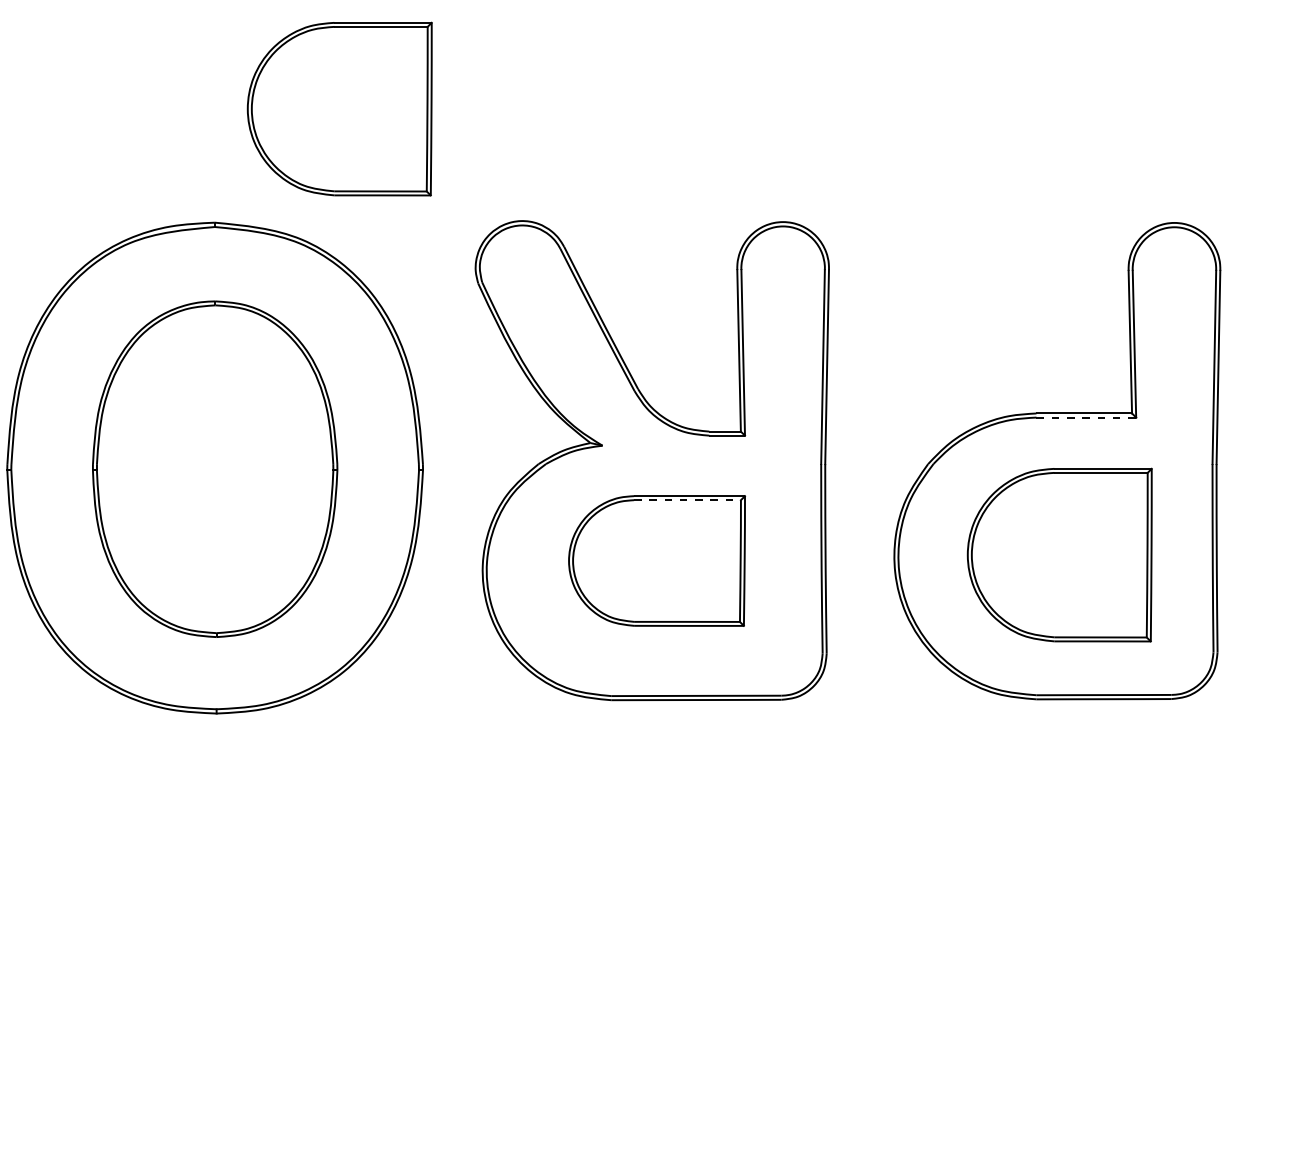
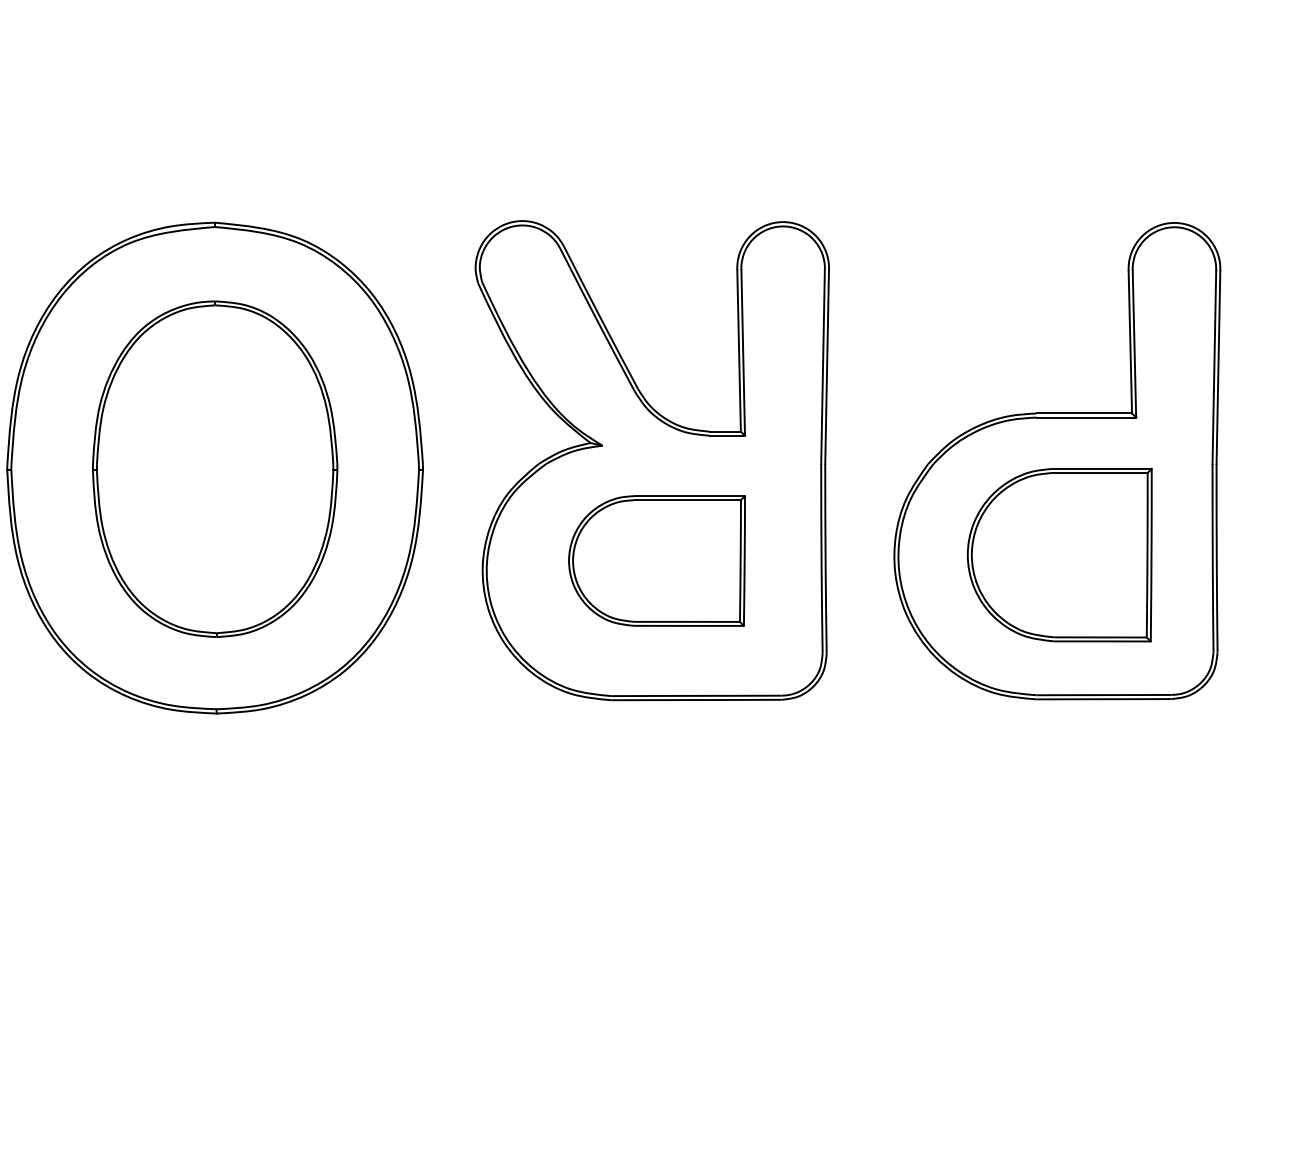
part: present -> none (339, 108)
line: dashed -> solid (1087, 417)
line: dashed -> solid (687, 500)
